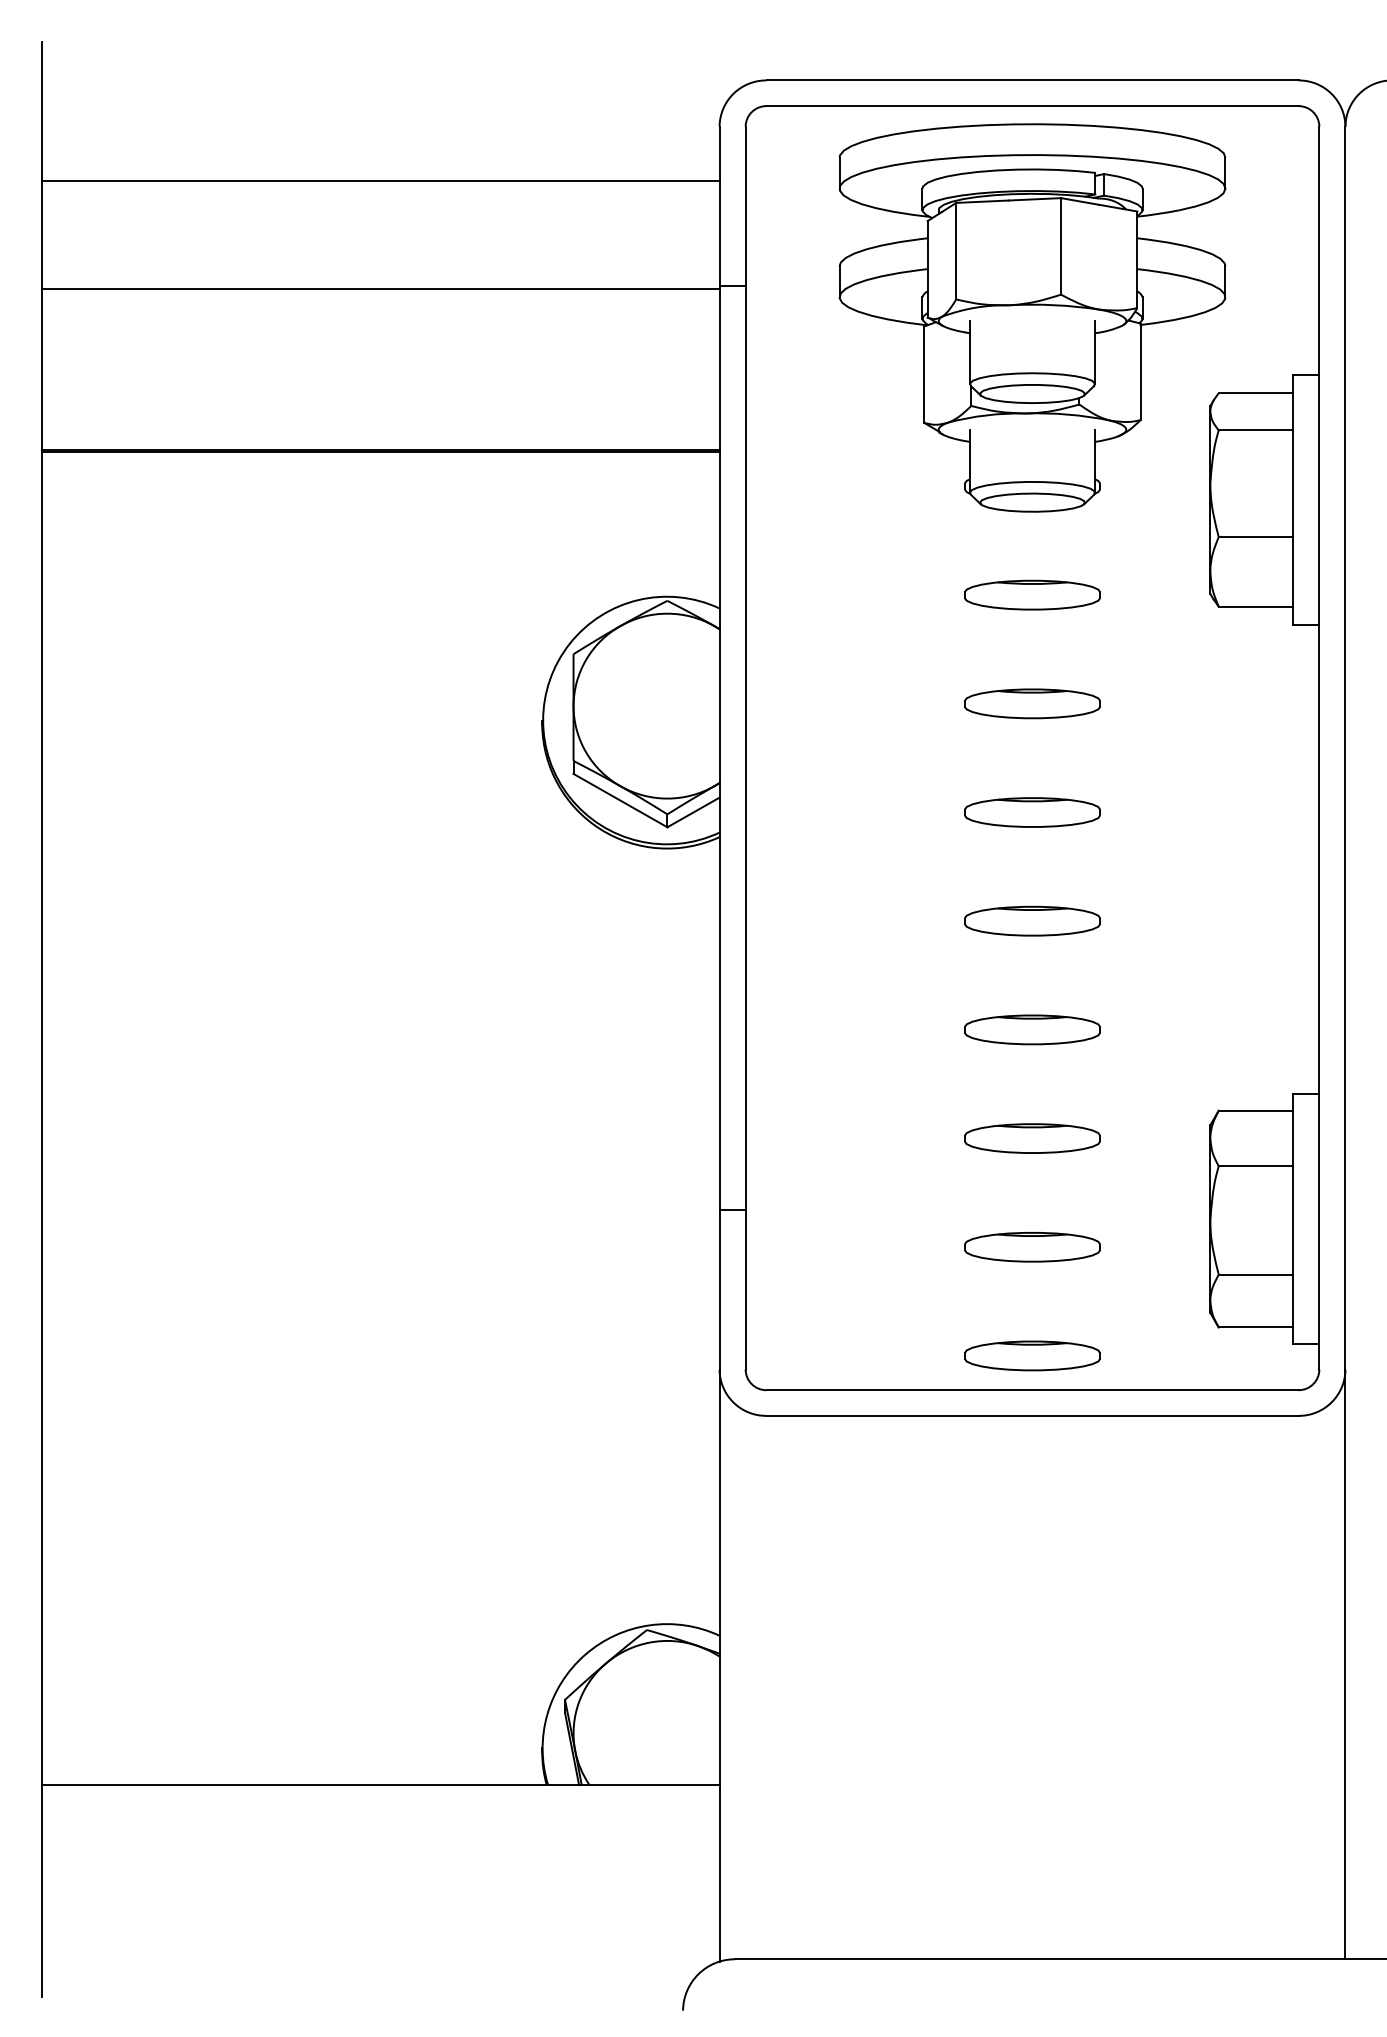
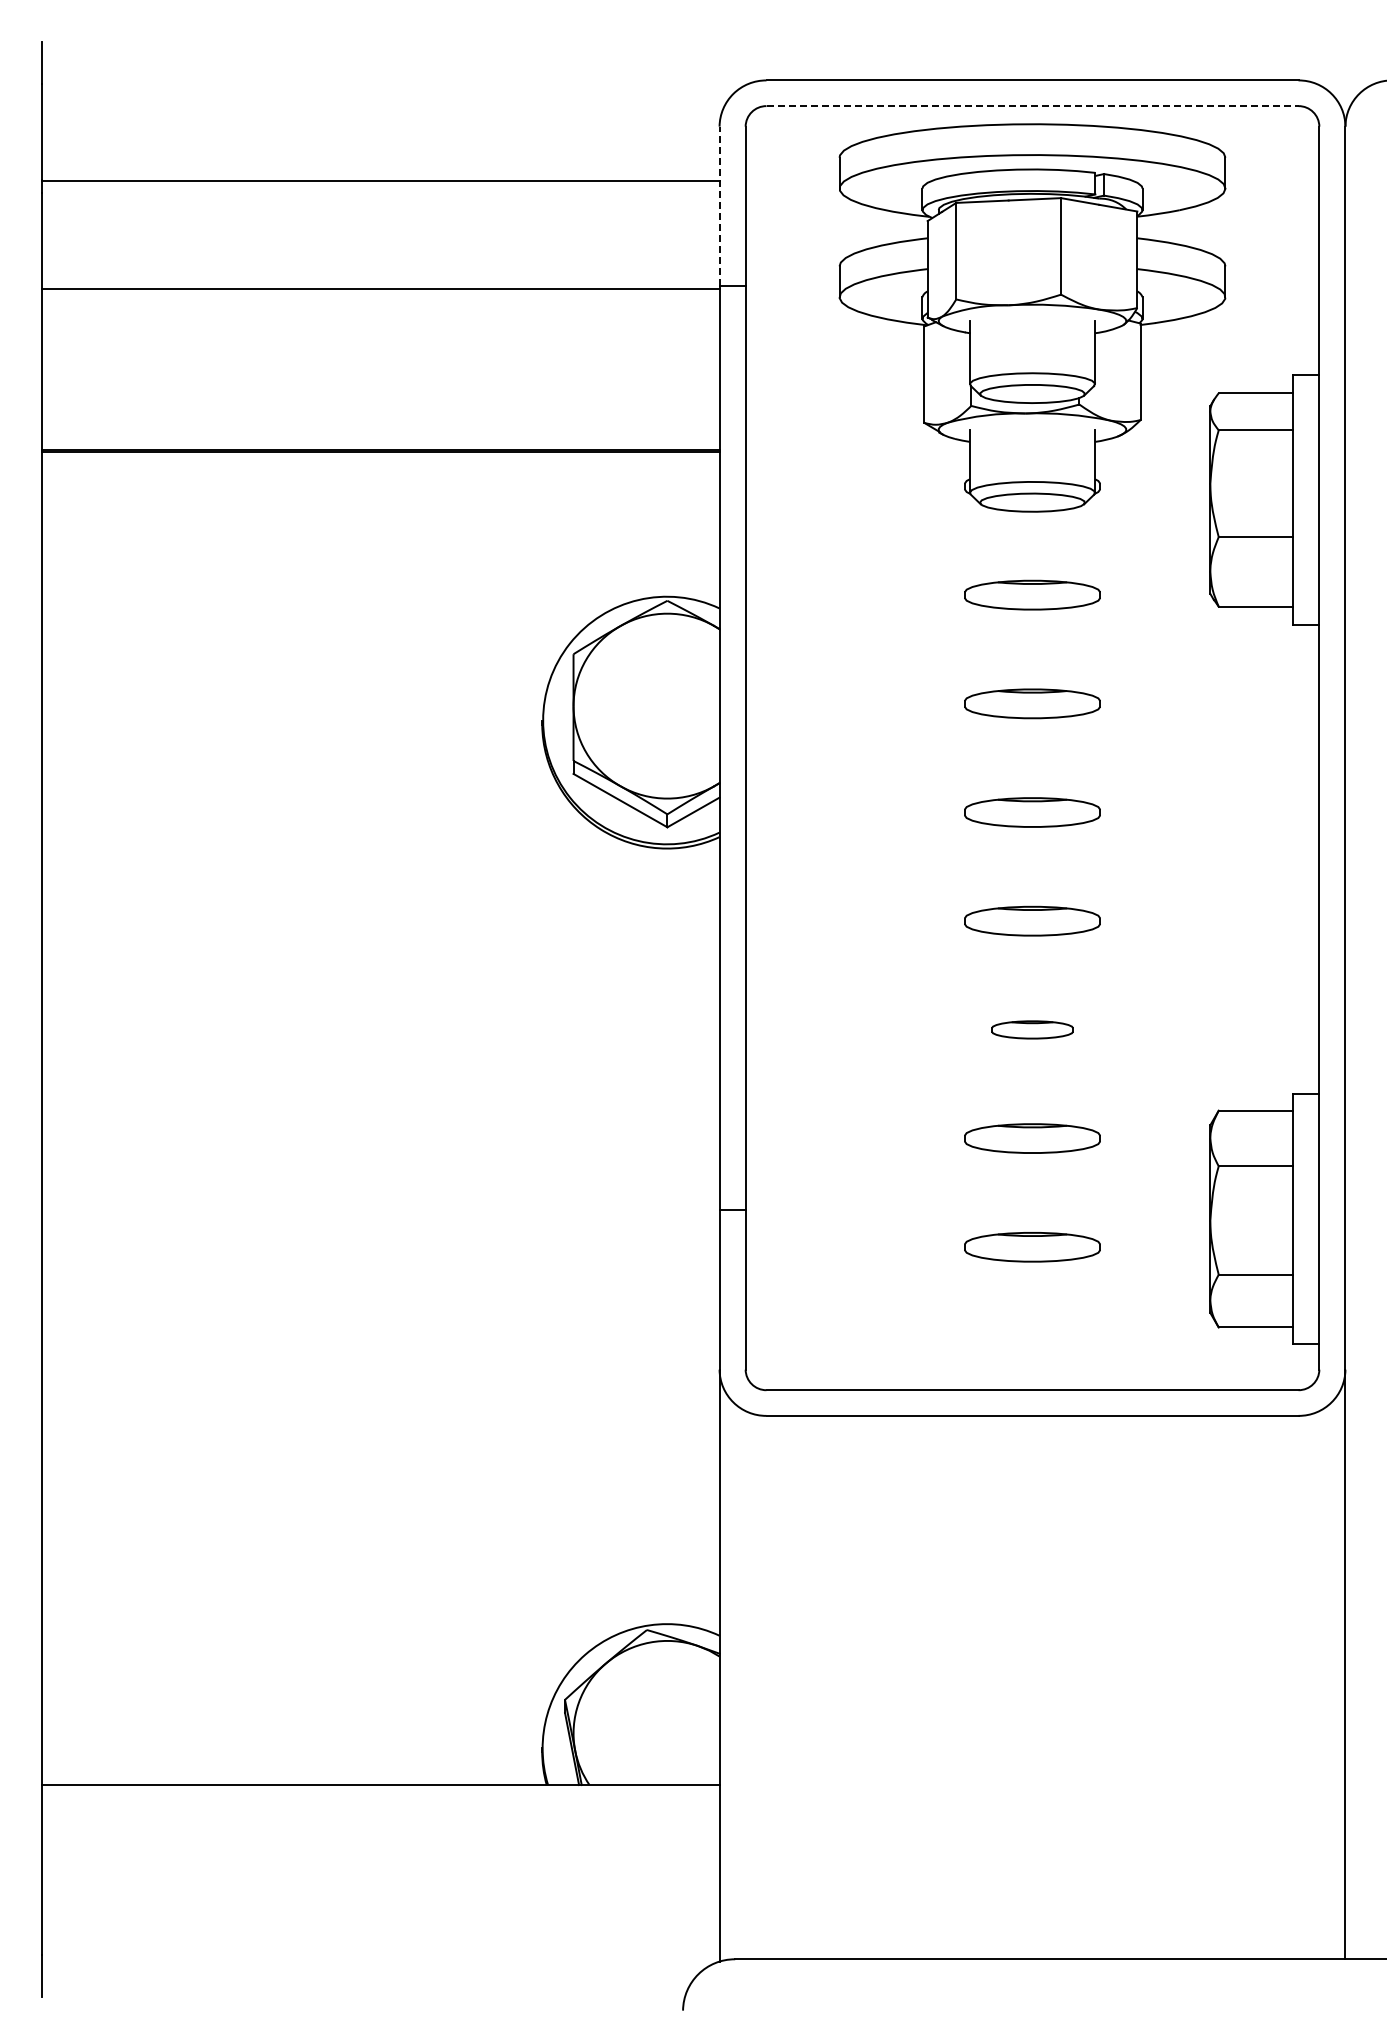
line: solid -> dashed (1032, 106)
line: solid -> dashed (719, 206)
part size: 137x32 px -> 83x20 px (1032, 1029)
part: present -> none (1032, 1355)
